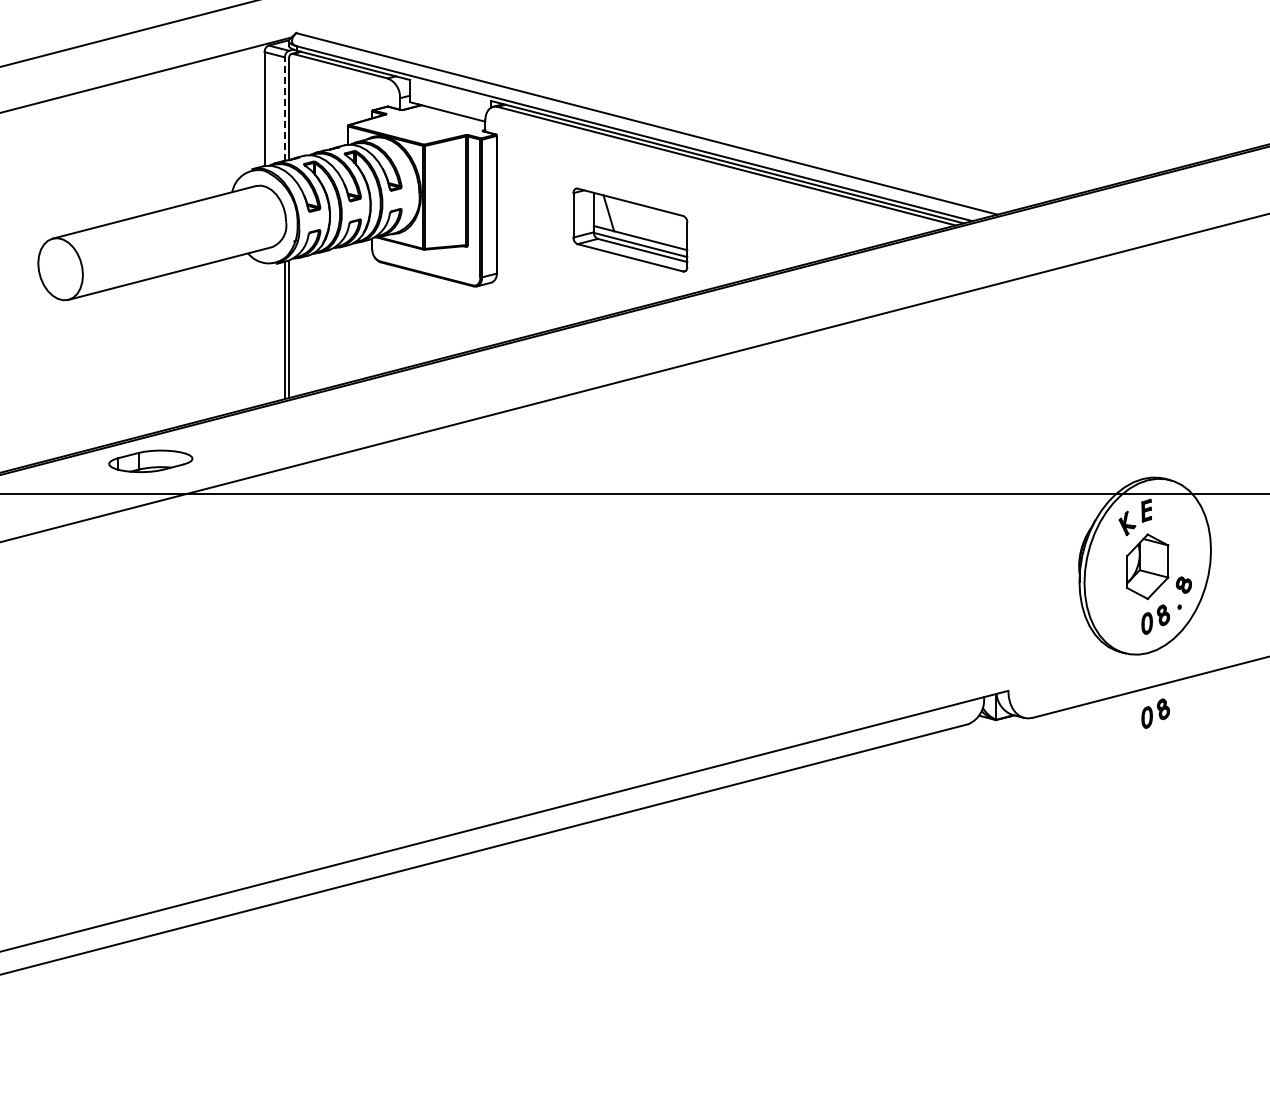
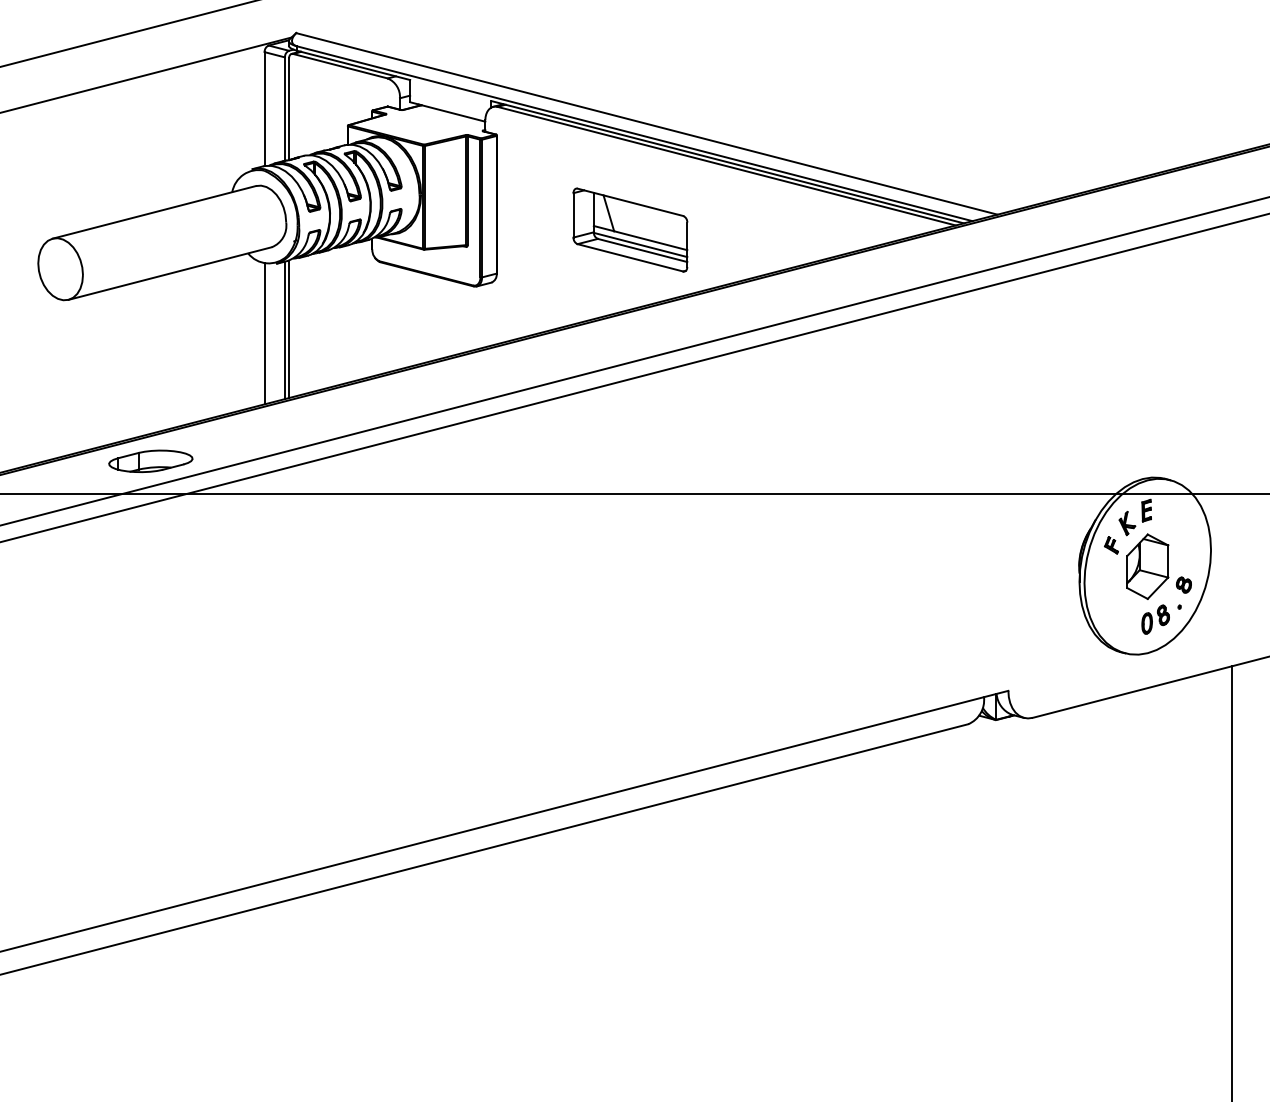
line: dashed -> solid (284, 109)
line: none -> present (264, 333)
line: none -> present (634, 360)
part: none -> present (1111, 545)
part: present -> none (1155, 713)
line: none -> present (1231, 882)
